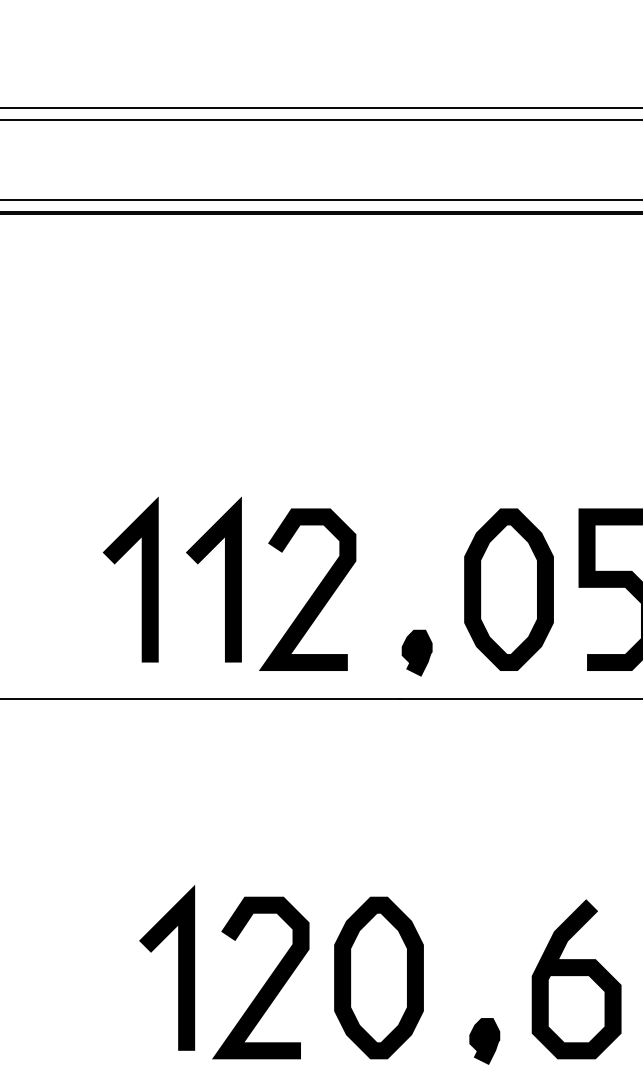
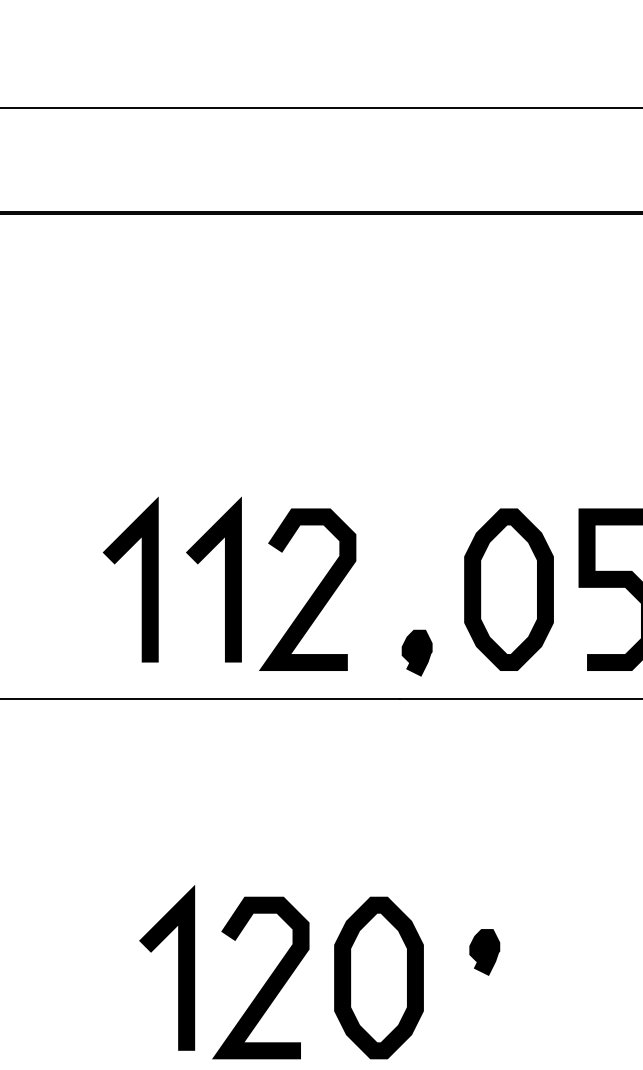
line: present -> none (320, 119)
line: present -> none (320, 200)
curve: present -> none (576, 976)
part position: (484, 1041) -> (484, 952) (484, 952)
